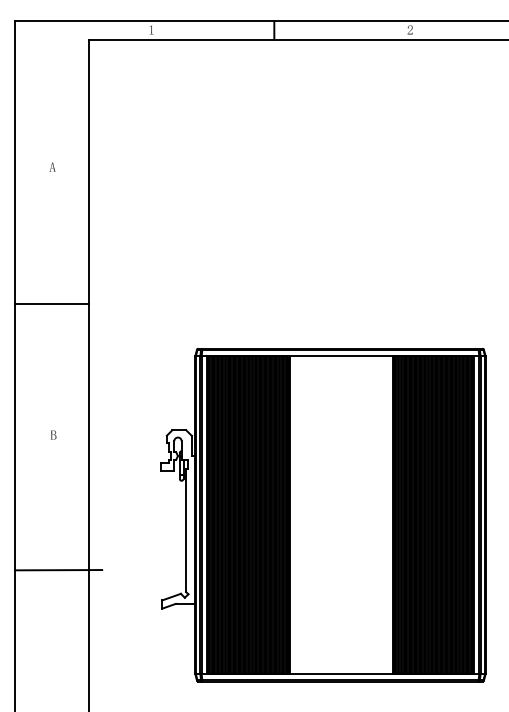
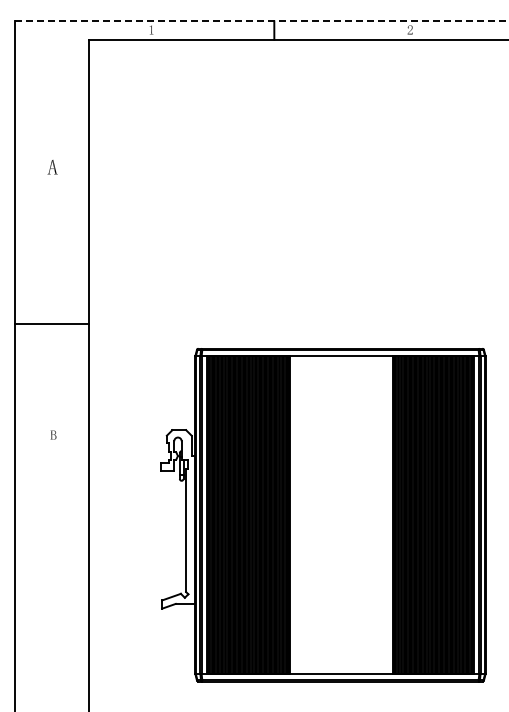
line: solid -> dashed (262, 21)
part size: 7x10 px -> 11x15 px (52, 167)
line position: (52, 304) -> (52, 324) (52, 324)
line: present -> none (58, 570)
